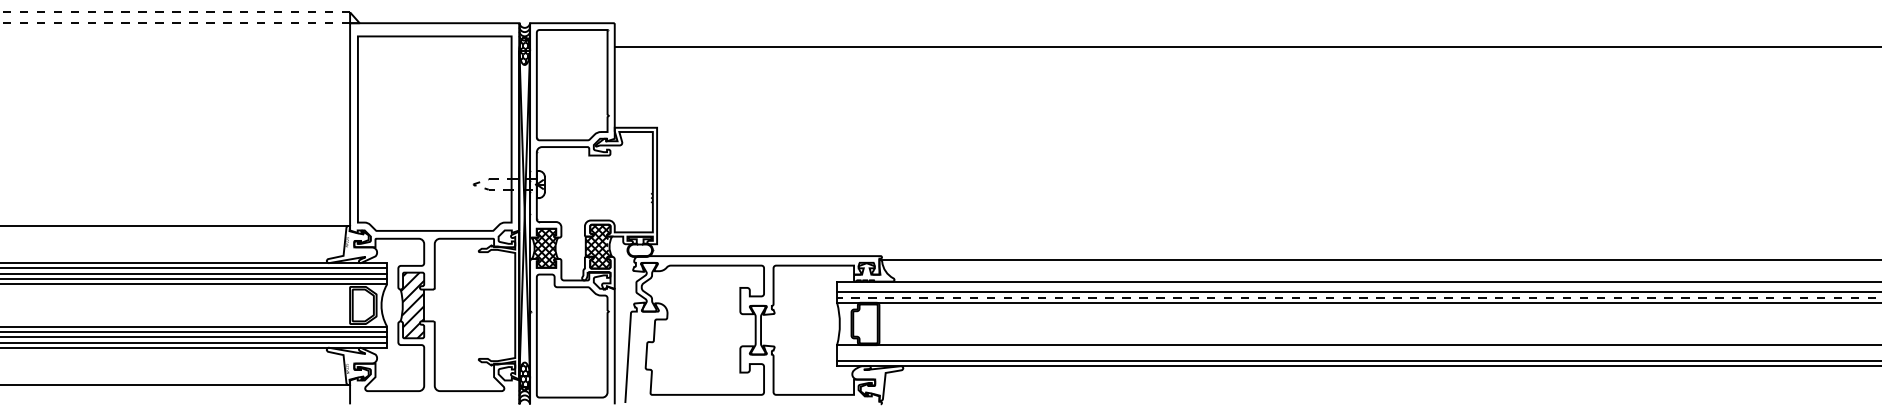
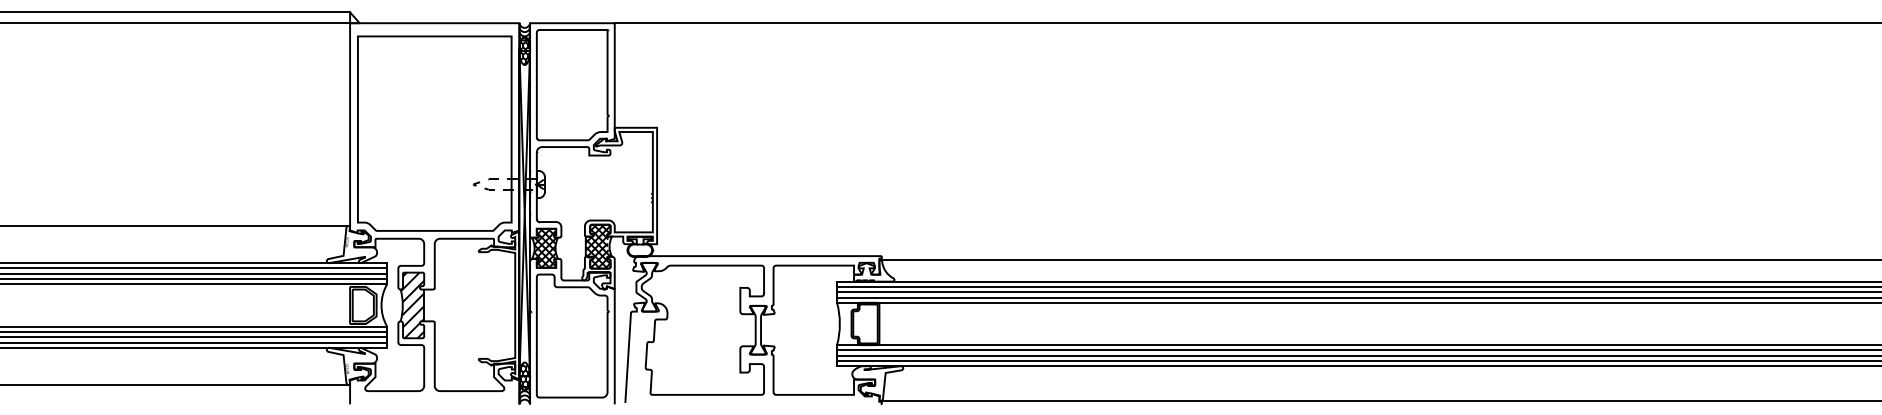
line: dashed -> solid (175, 12)
line: dashed -> solid (175, 23)
line position: (1246, 47) -> (1246, 23) (1246, 23)
line: none -> present (1357, 286)
line: dashed -> solid (1359, 297)
line: none -> present (1357, 350)
line: none -> present (1357, 355)
line: none -> present (1379, 400)
